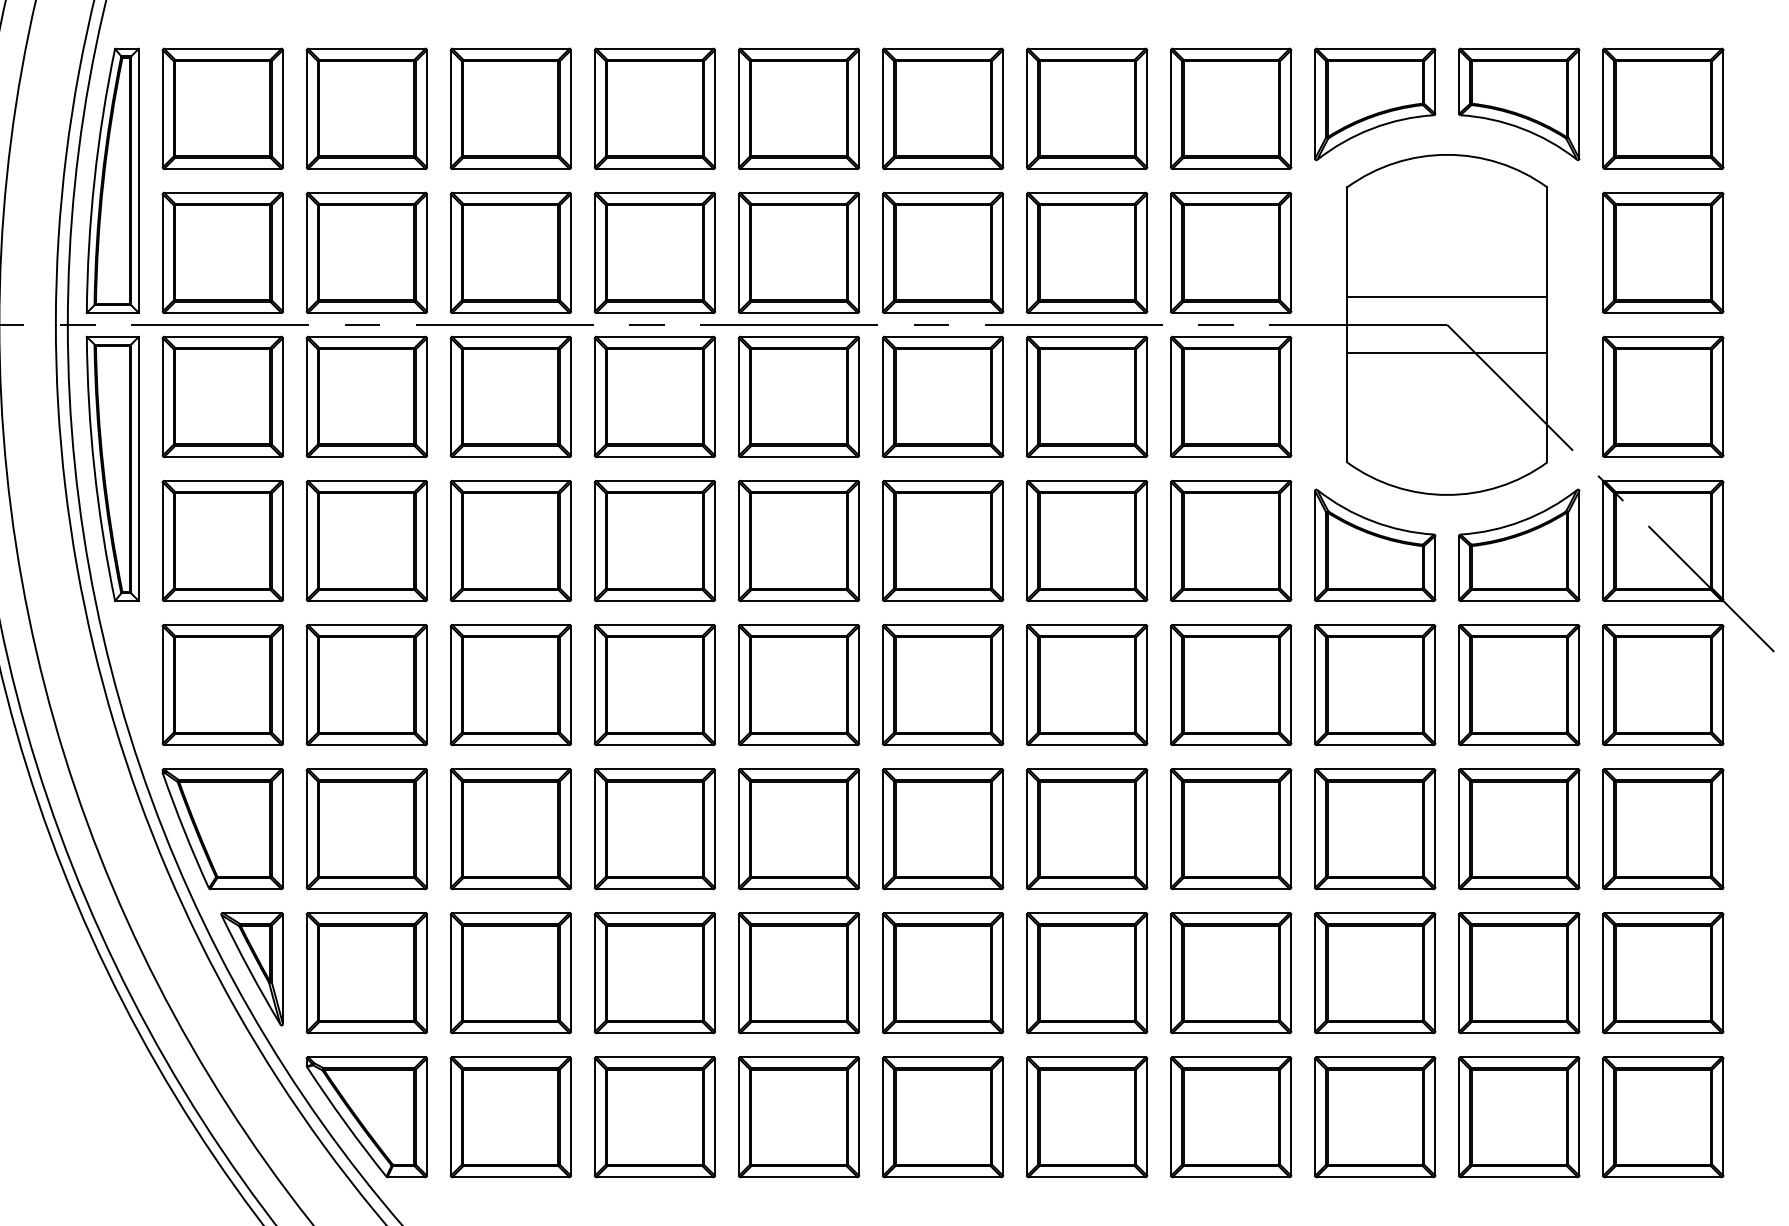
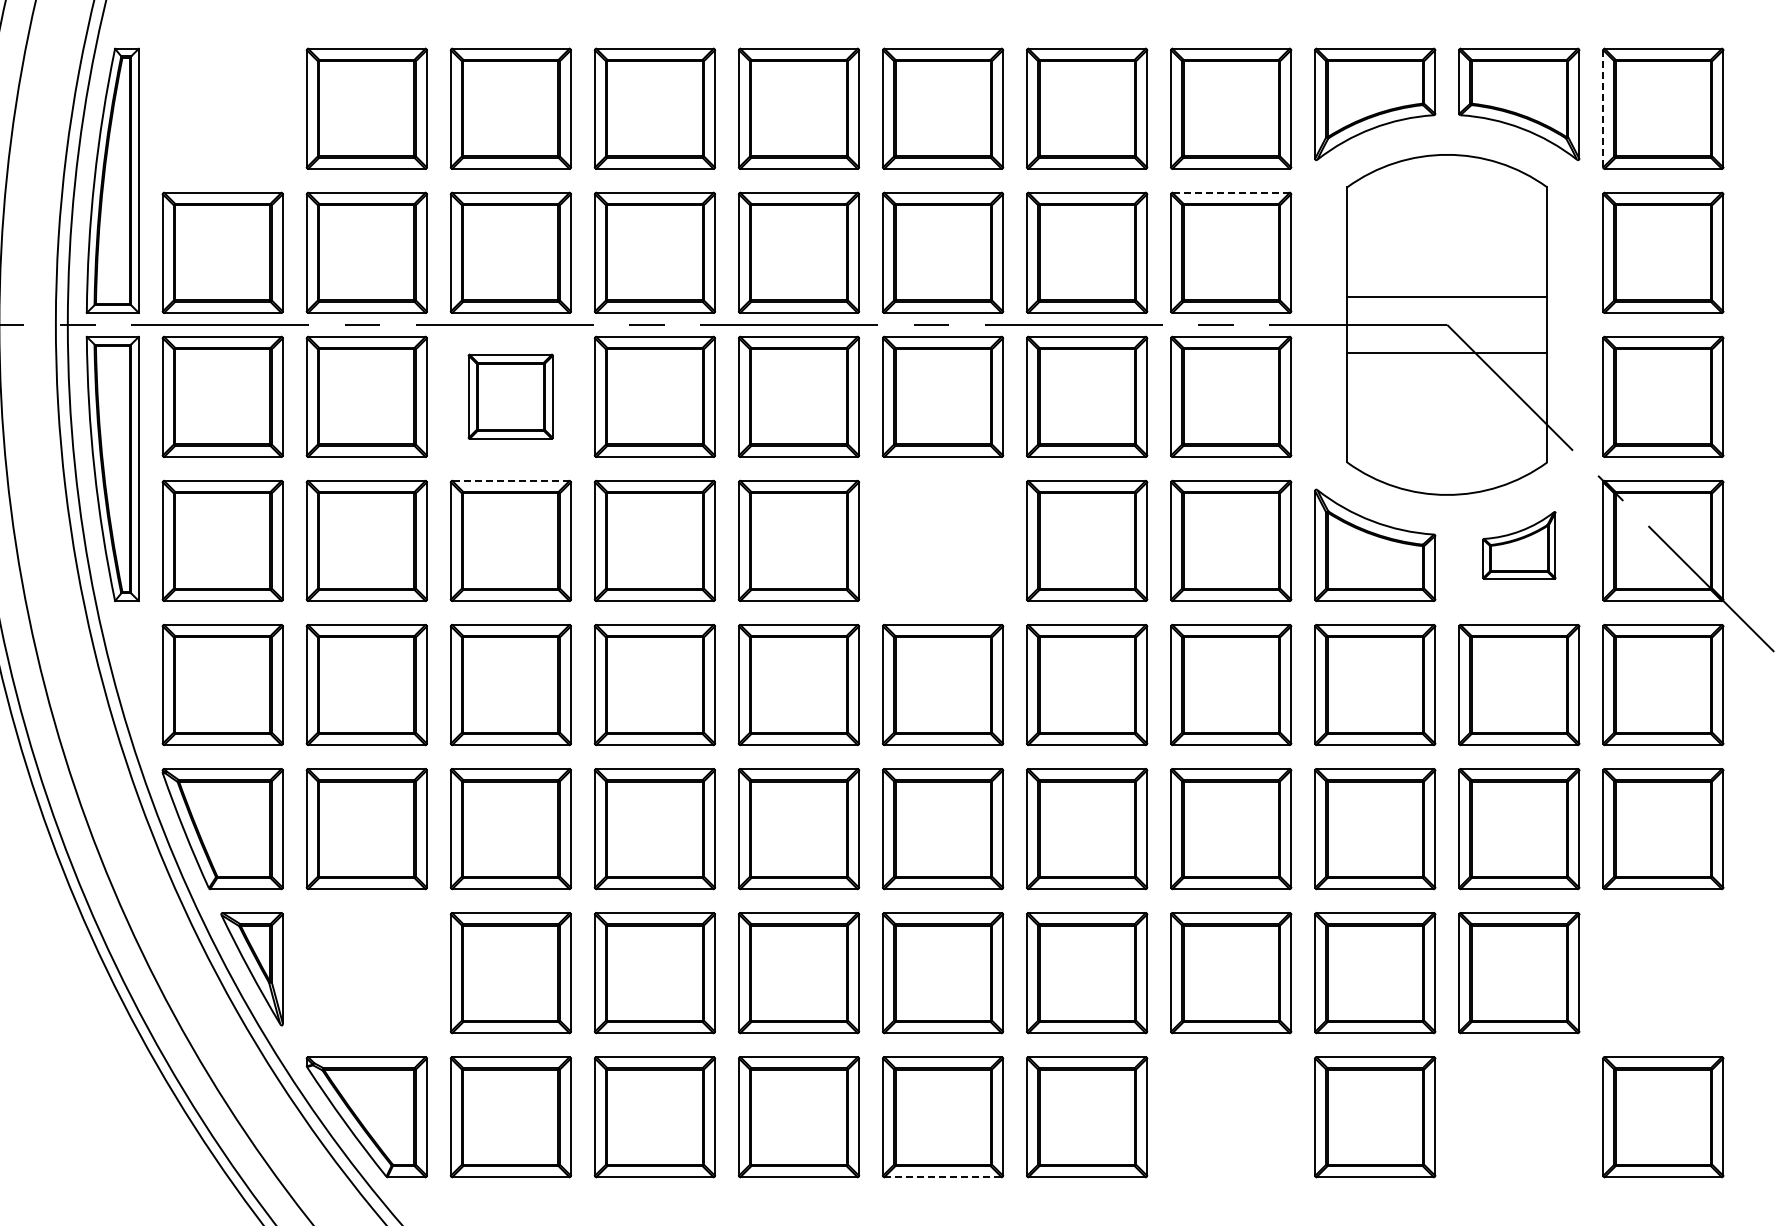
part: present -> none (222, 108)
line: solid -> dashed (1603, 108)
line: solid -> dashed (1231, 192)
part size: 123x123 px -> 87x87 px (510, 396)
line: solid -> dashed (510, 480)
part: present -> none (943, 540)
part size: 123x115 px -> 75x69 px (1519, 545)
part: present -> none (366, 973)
part: present -> none (1663, 973)
part: present -> none (1231, 1117)
part: present -> none (1519, 1117)
line: solid -> dashed (943, 1177)
